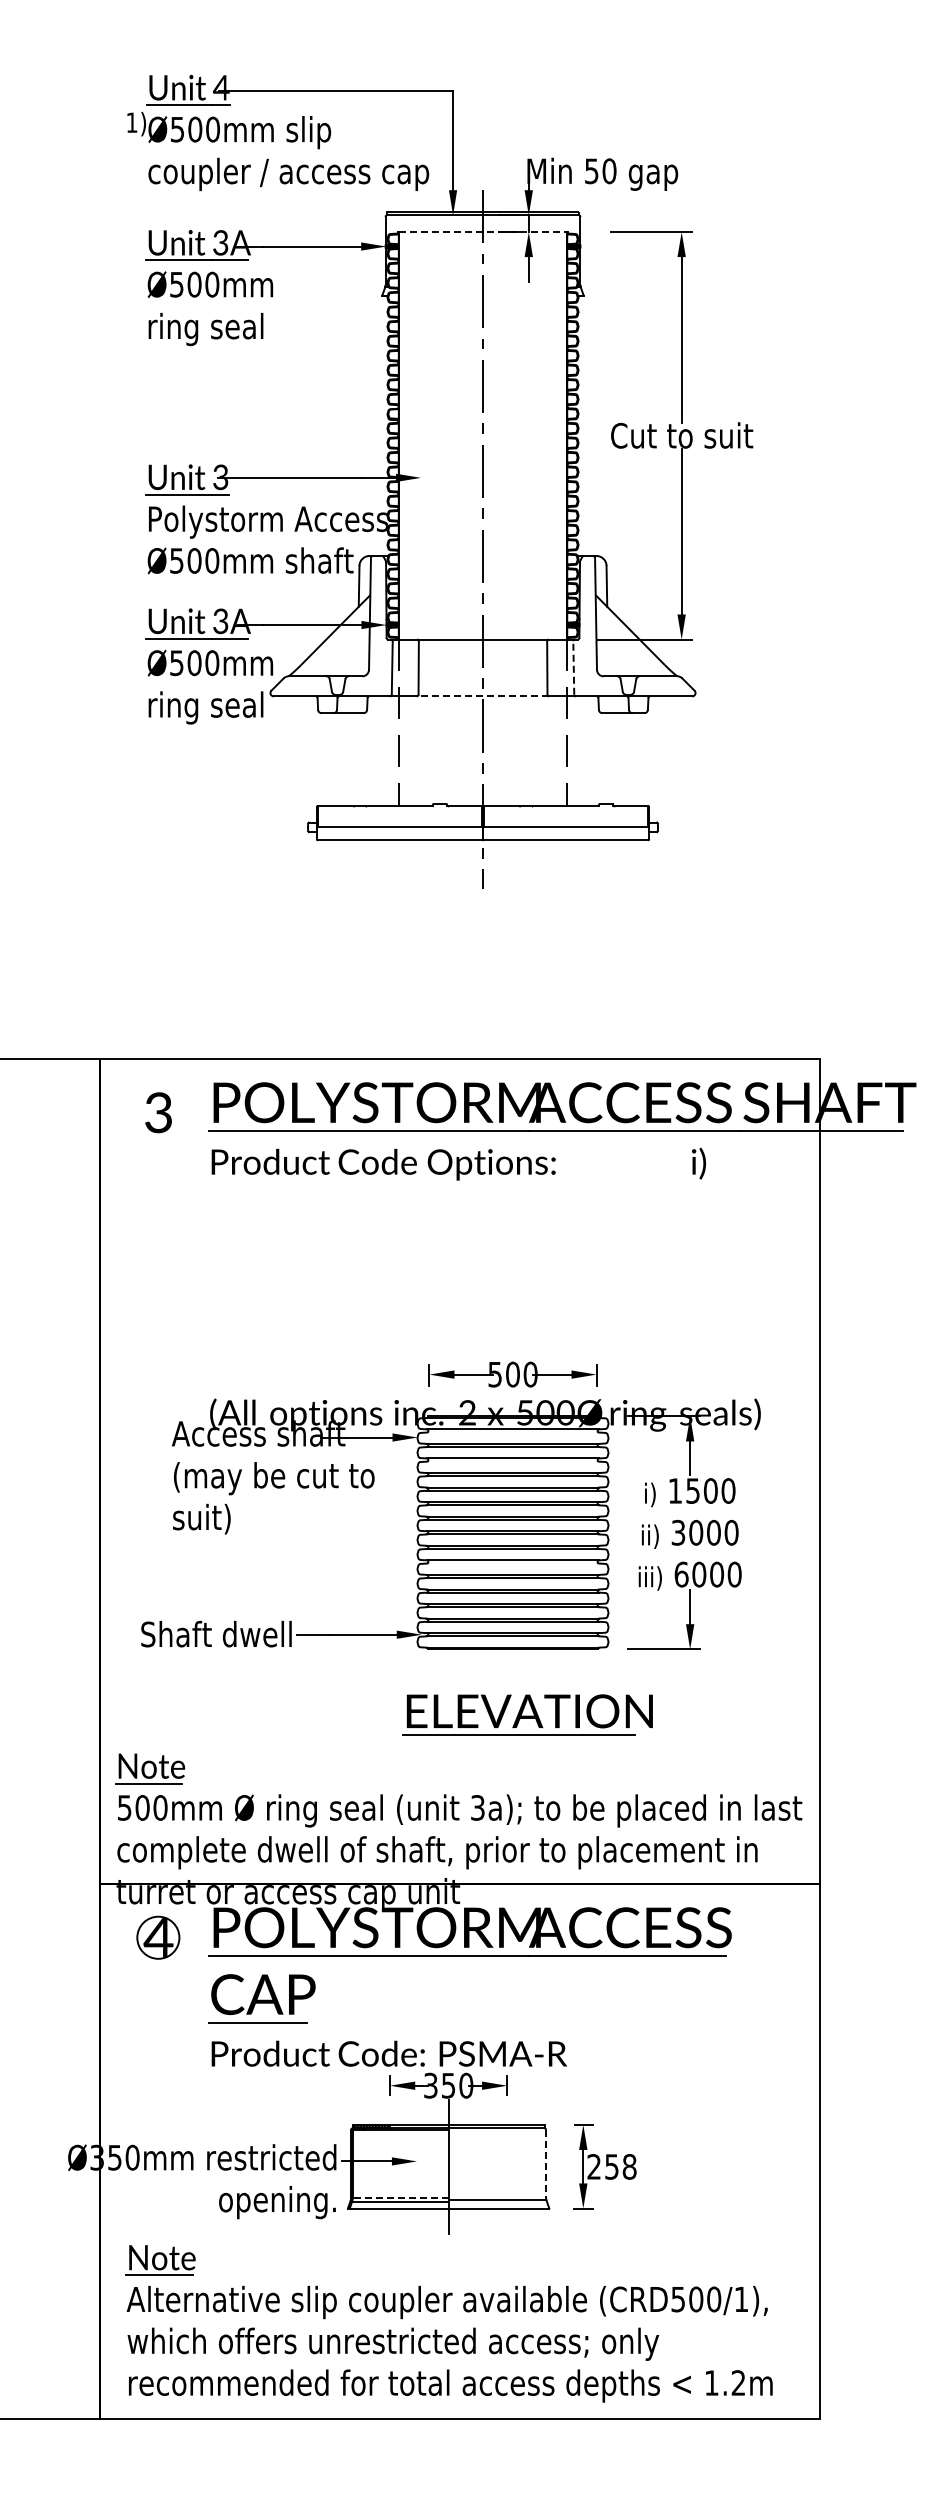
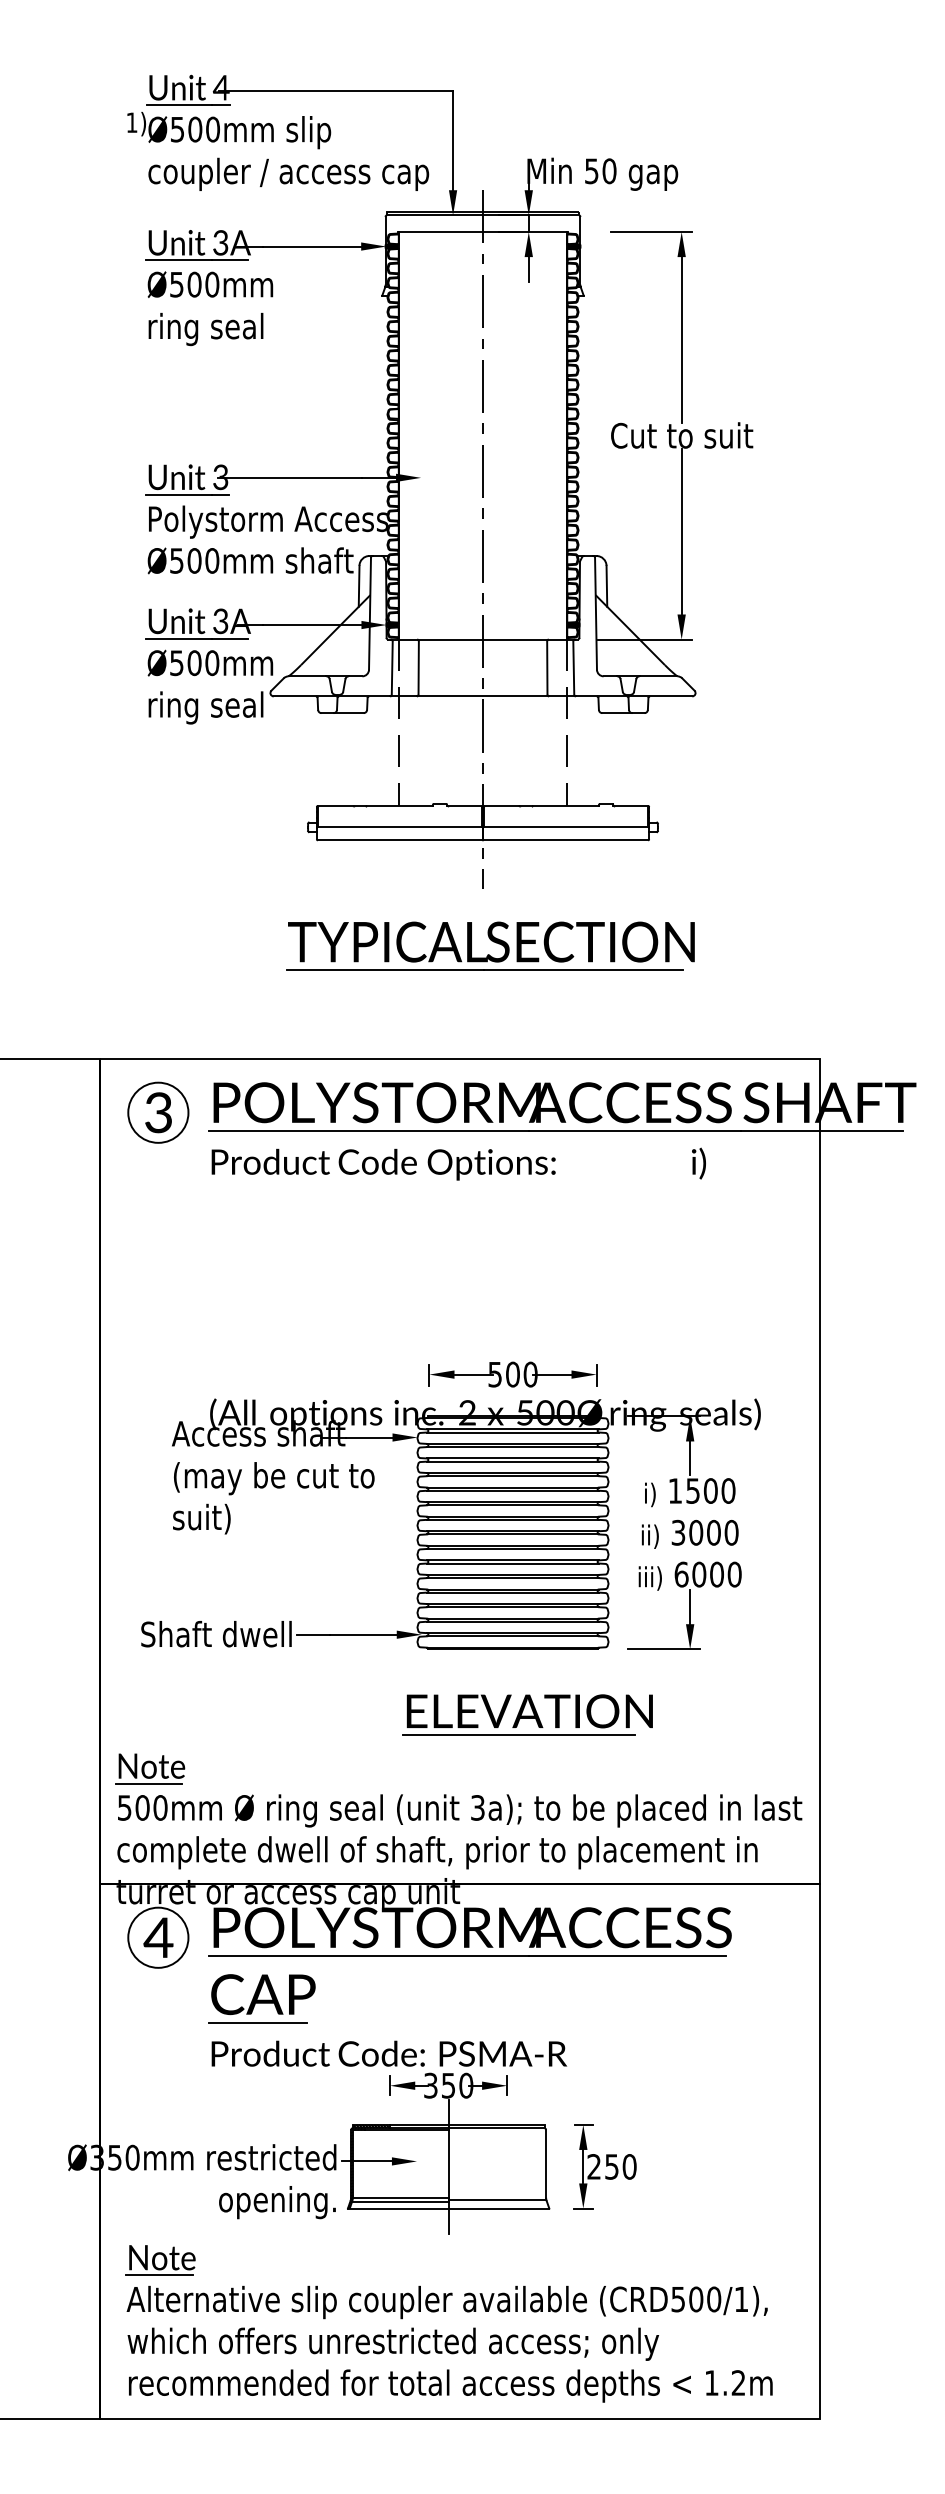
line: dashed -> solid (483, 232)
line: dashed -> solid (573, 668)
line: dashed -> solid (482, 696)
part: none -> present (490, 945)
circle: none -> present (158, 1112)
line: none -> present (512, 1432)
line: none -> present (512, 1461)
line: none -> present (512, 1563)
circle diameter: 42 px -> 60 px (158, 1937)
line: dashed -> solid (546, 2163)
text: 258 -> 250 (629, 2166)
line: dashed -> solid (400, 2197)
